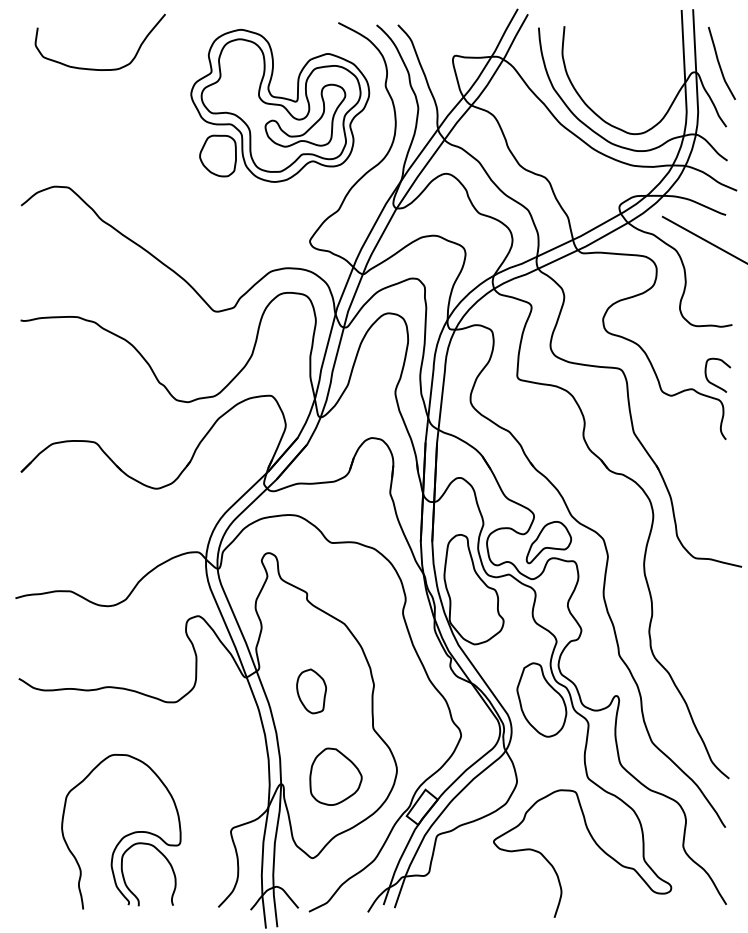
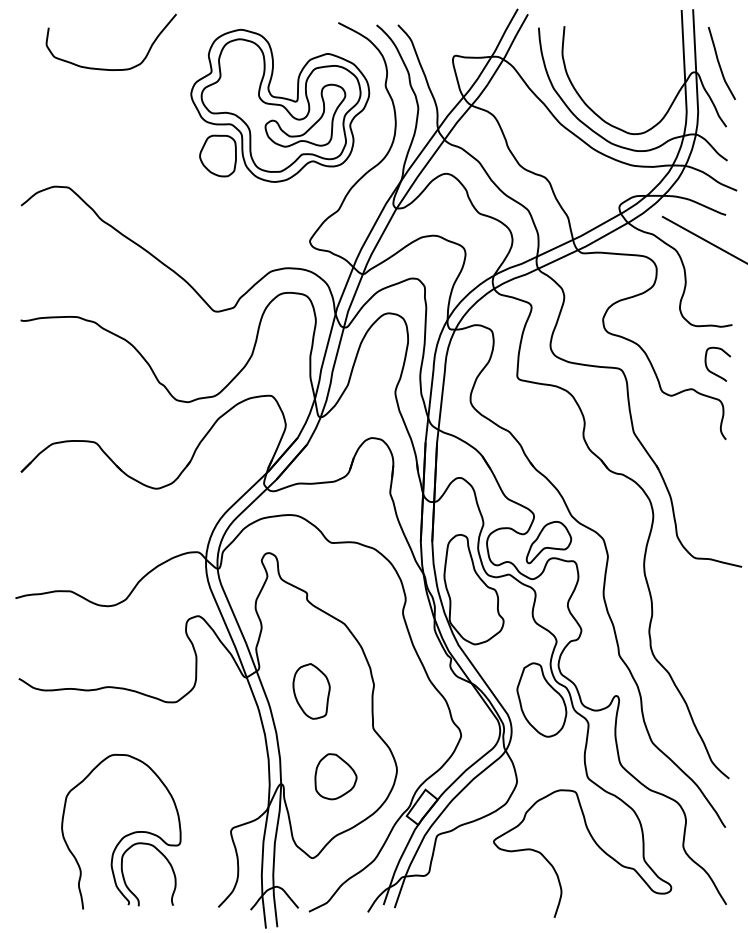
curve position: (95, 68) -> (106, 68) (106, 68)
curve position: (712, 382) -> (712, 371) (712, 371)
part size: 31x47 px -> 39x57 px (311, 691)
part size: 54x59 px -> 44x48 px (335, 776)
